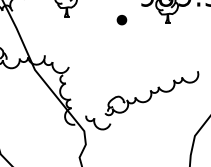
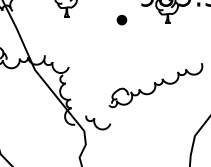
part position: (151, 93) -> (155, 85) (155, 85)
